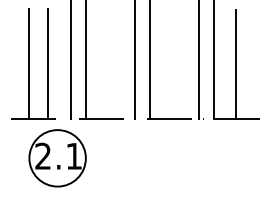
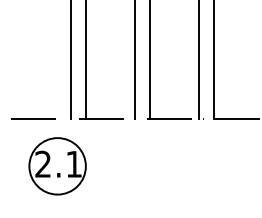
line: present -> none (29, 64)
line: present -> none (48, 64)
line: present -> none (236, 64)
part position: (57, 158) -> (57, 166) (57, 166)
